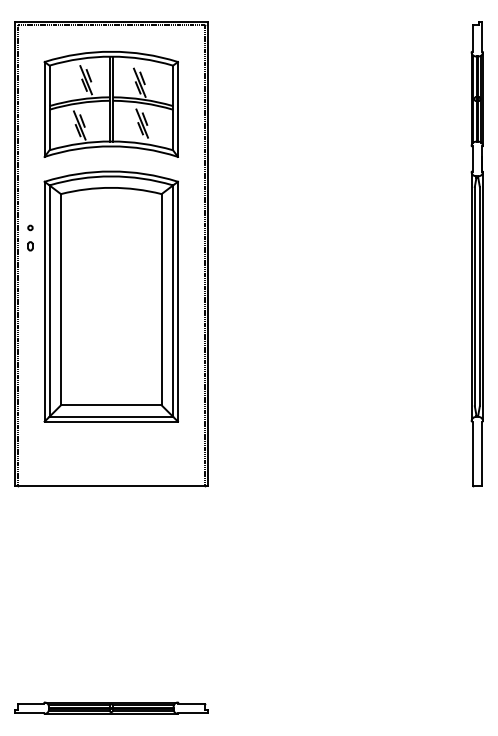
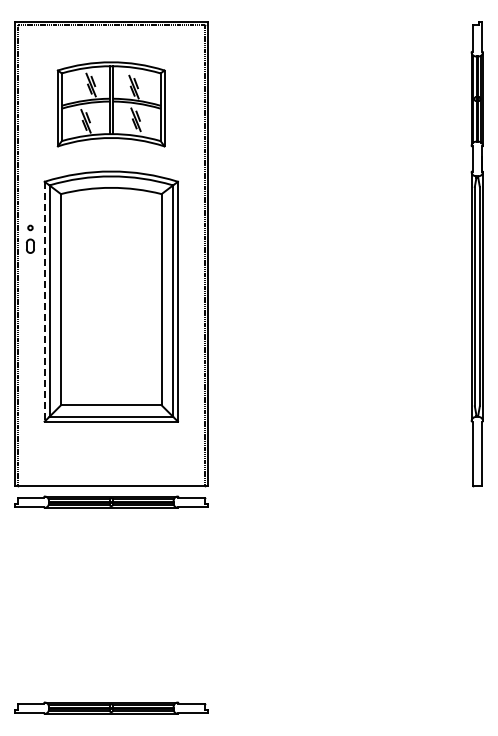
part size: 136x107 px -> 110x87 px (110, 104)
part size: 7x11 px -> 9x16 px (30, 245)
line: solid -> dashed (44, 301)
part: none -> present (111, 501)
